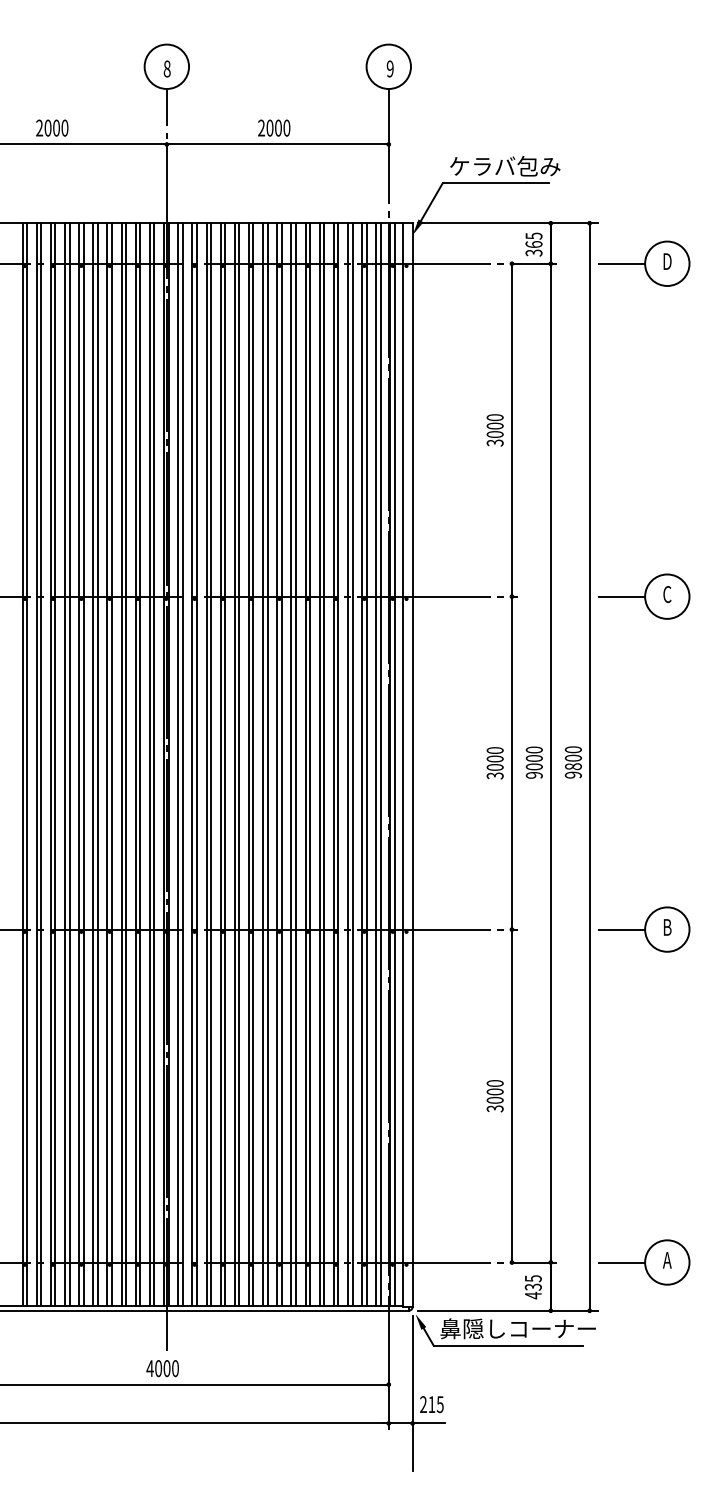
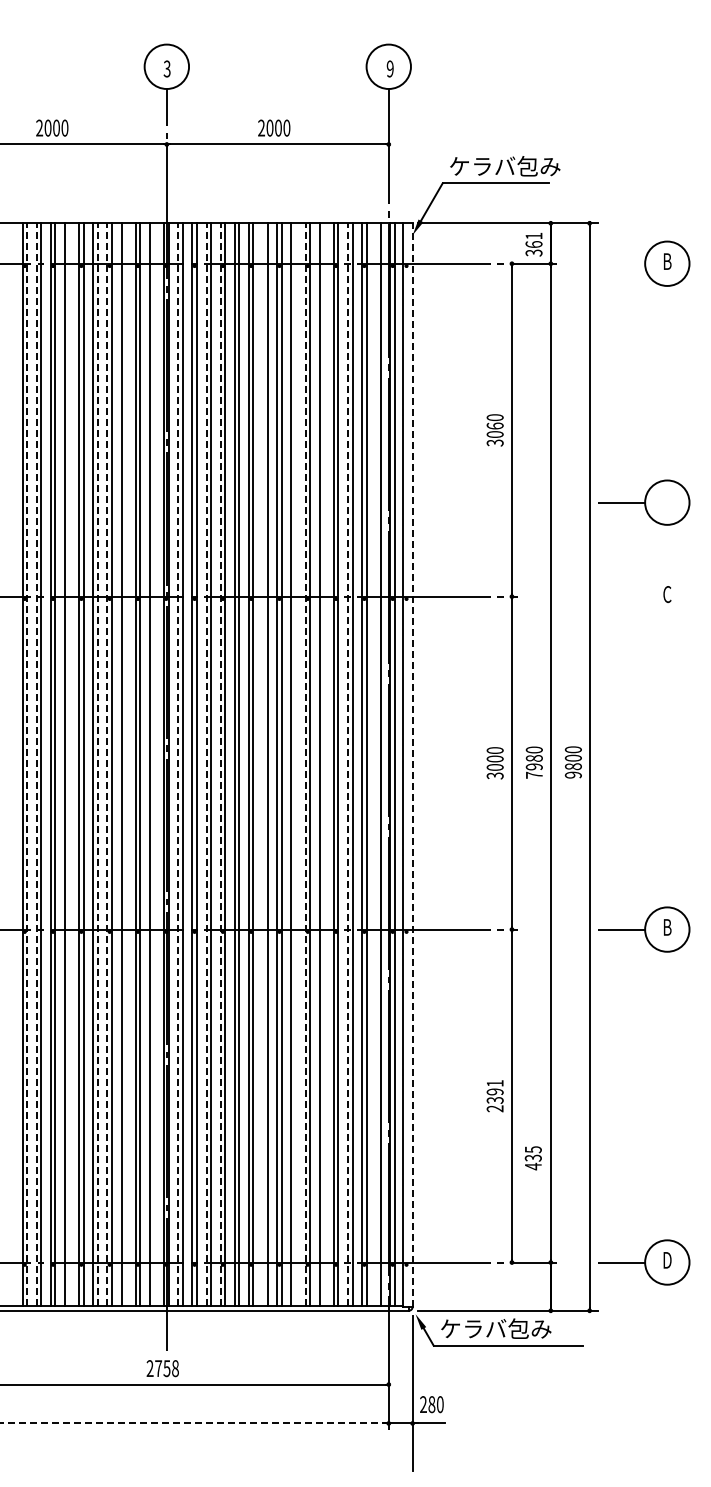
text: 8 -> 3 (166, 68)
text: 365 -> 361 (533, 235)
text: D -> B (667, 261)
line: present -> none (621, 263)
text: 3000 -> 3060 (494, 425)
part position: (644, 596) -> (644, 502) (644, 502)
line: solid -> dashed (27, 764)
line: solid -> dashed (36, 764)
line: present -> none (69, 764)
line: solid -> dashed (97, 764)
line: solid -> dashed (107, 764)
line: present -> none (126, 764)
line: present -> none (154, 764)
line: solid -> dashed (178, 764)
line: solid -> dashed (206, 764)
line: solid -> dashed (220, 764)
line: present -> none (263, 764)
line: present -> none (295, 764)
line: solid -> dashed (305, 764)
line: present -> none (324, 764)
line: solid -> dashed (348, 764)
line: present -> none (376, 764)
line: solid -> dashed (412, 765)
text: 9000 -> 7980 (533, 766)
text: 3000 -> 2391 (494, 1096)
text: A -> D (667, 1260)
text position: (532, 1287) -> (532, 1158) (532, 1158)
text: 鼻隠しコーナー -> ケラバ包み (517, 1328)
text: 4000 -> 2758 (162, 1368)
text: 215 -> 280 (435, 1404)
line: solid -> dashed (194, 1423)
